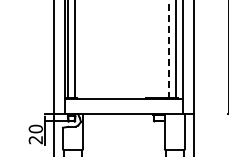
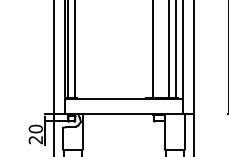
line: dashed -> solid (168, 49)
line: none -> present (153, 50)
